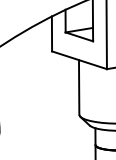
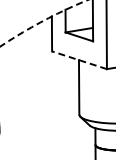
arc: solid -> dashed (41, 21)
line: solid -> dashed (79, 60)
